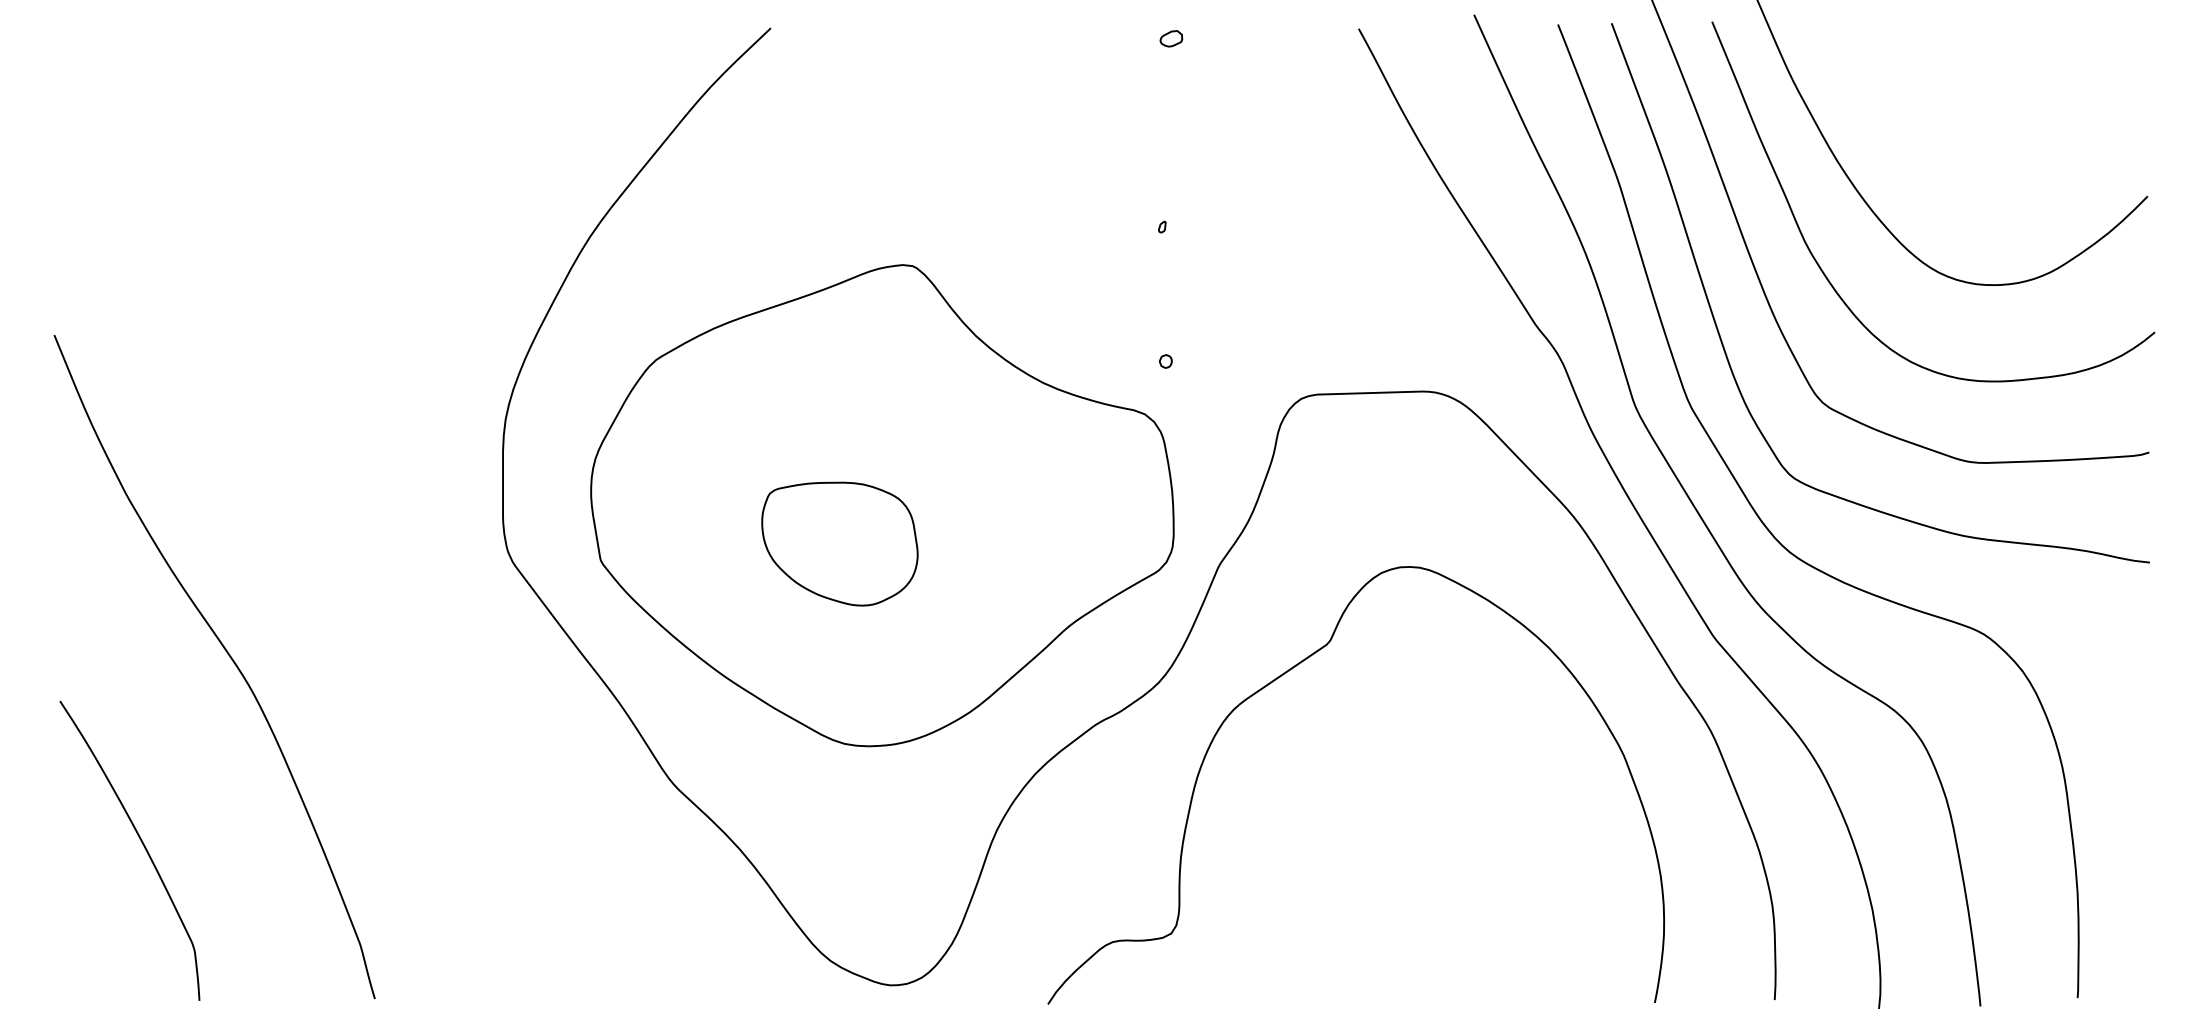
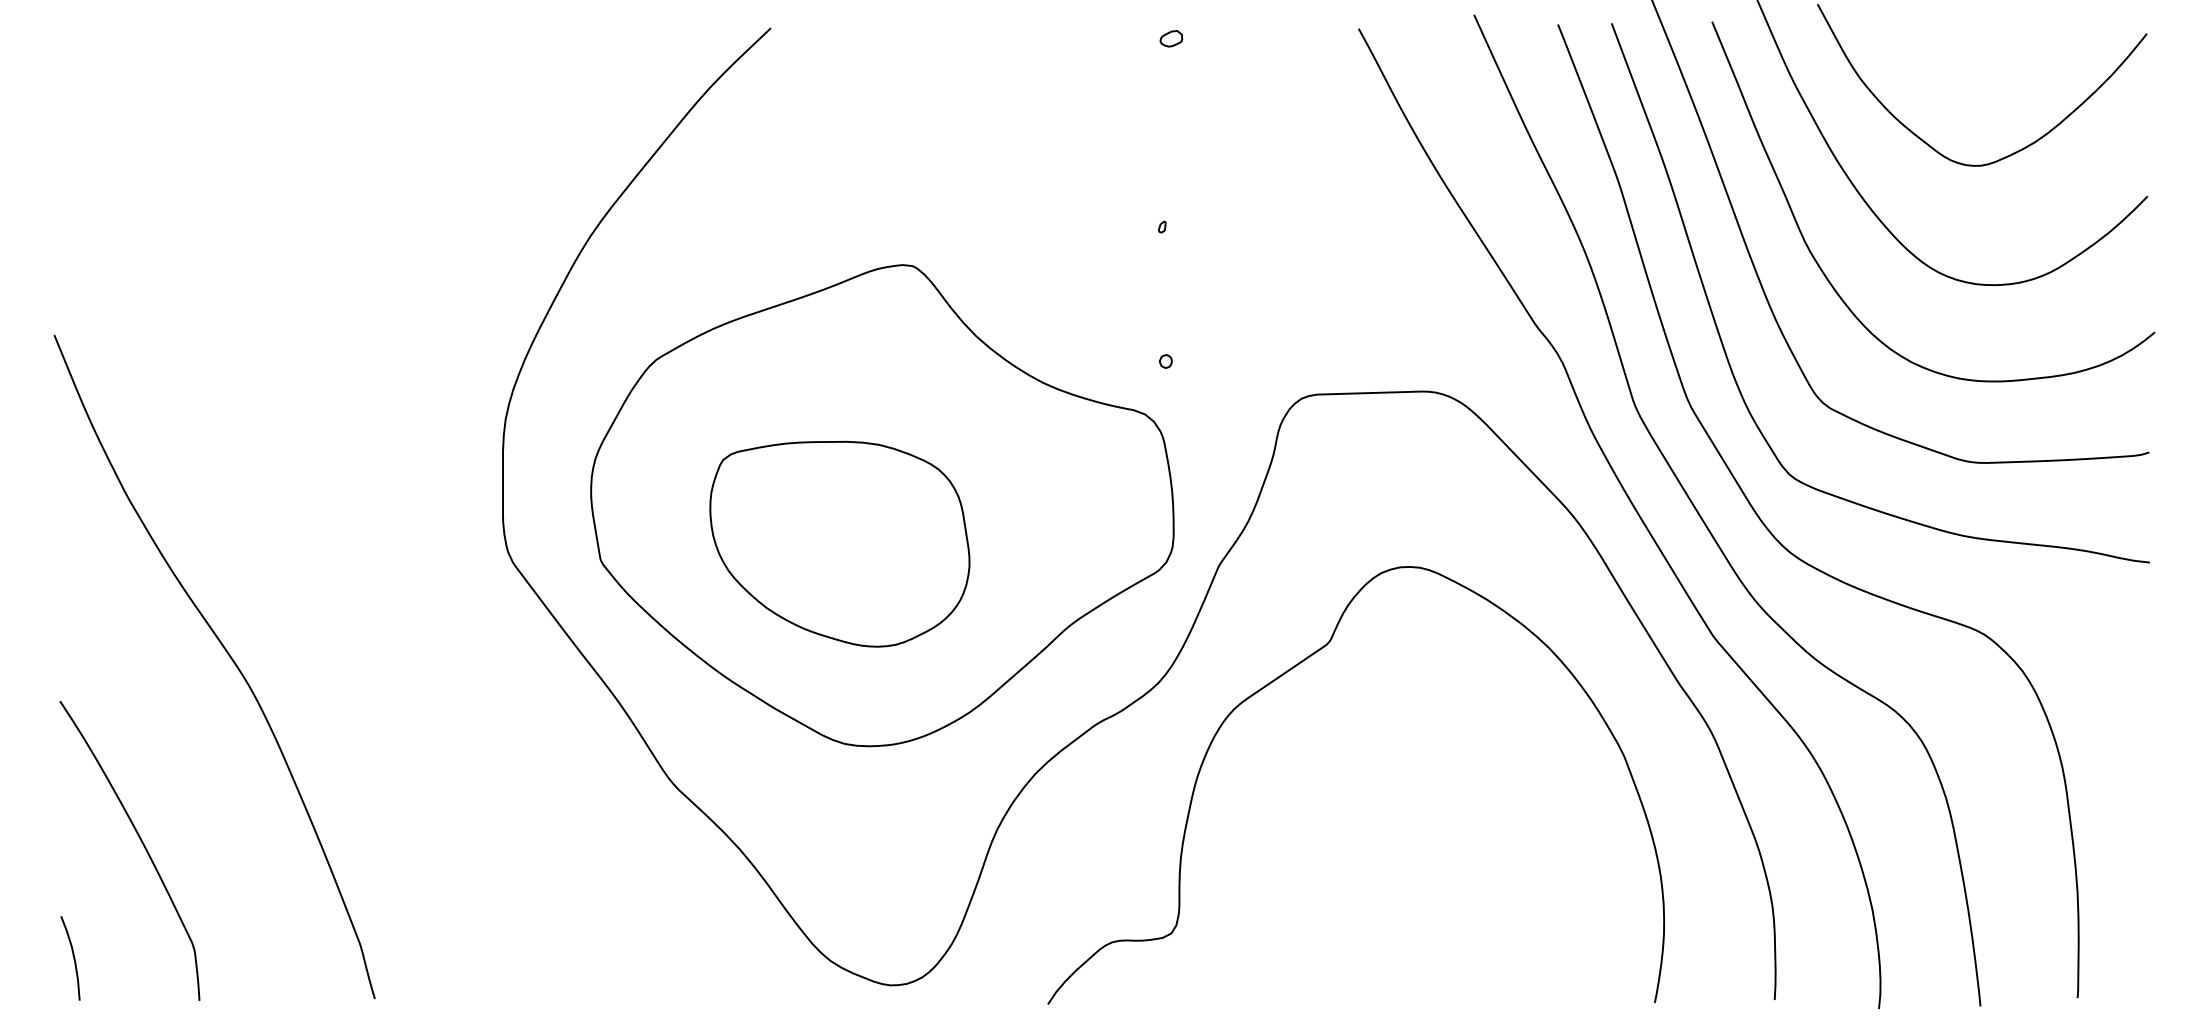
curve: none -> present (2015, 151)
part size: 158x126 px -> 262x208 px (839, 543)
curve: none -> present (73, 958)
